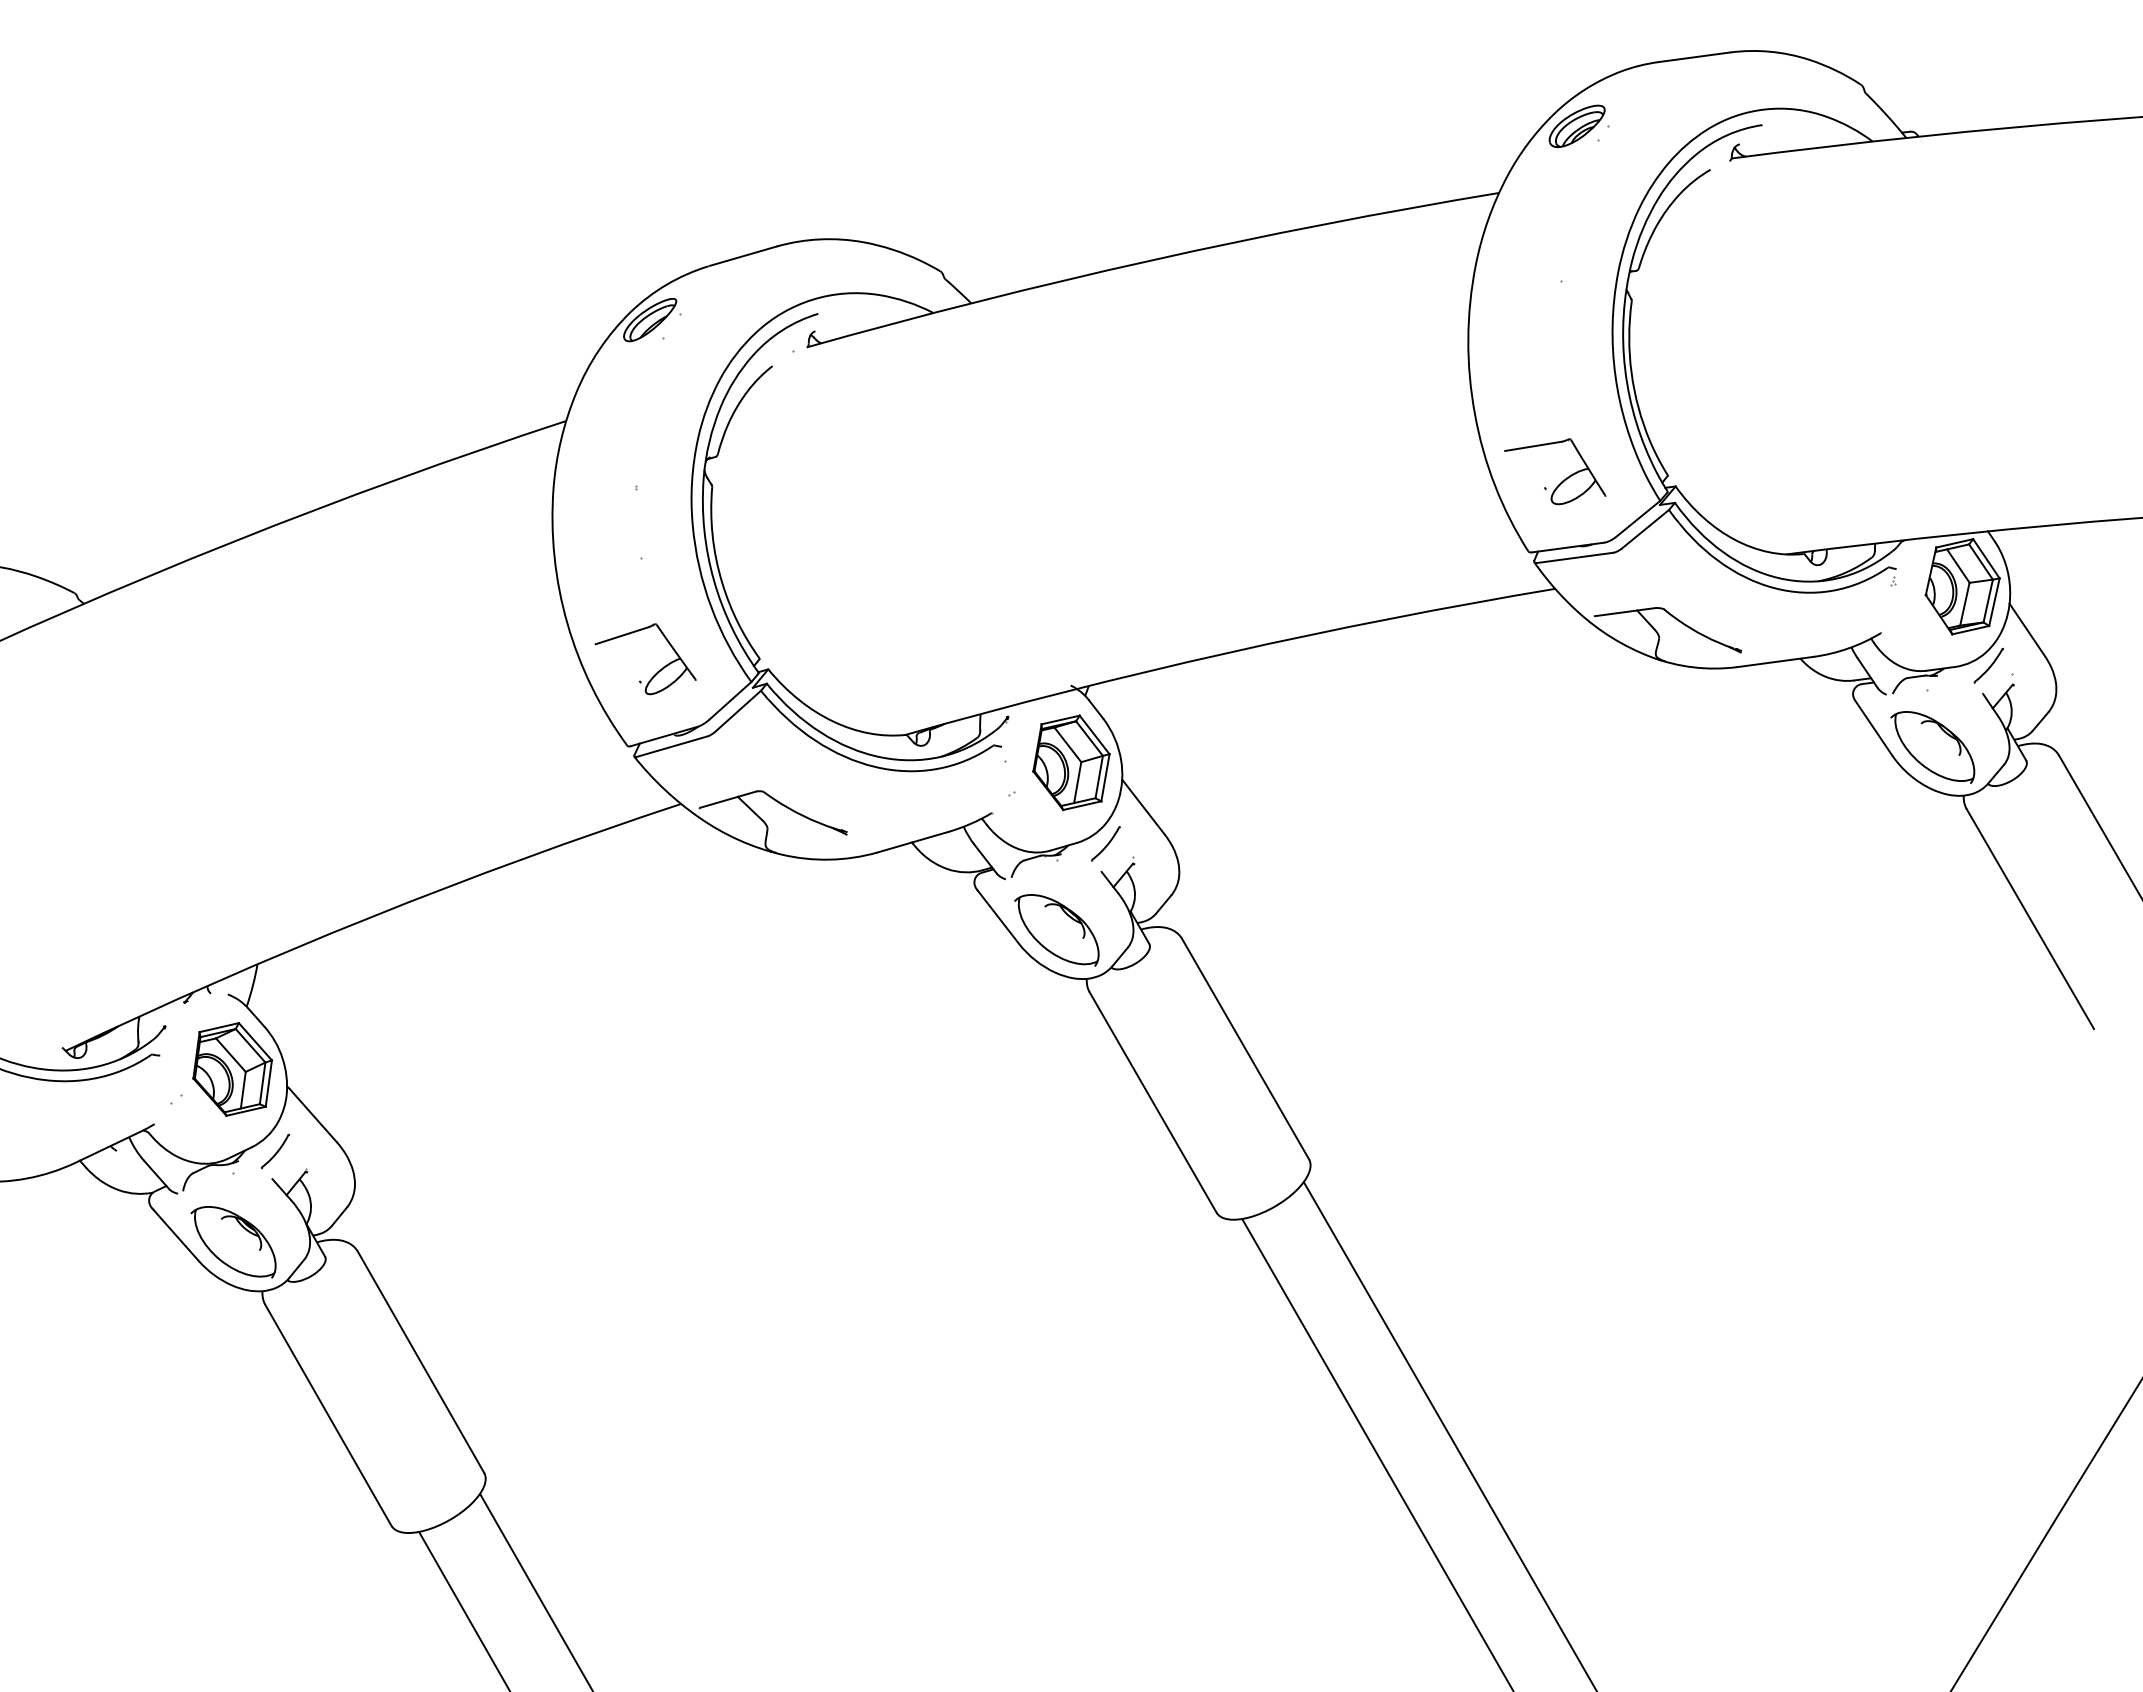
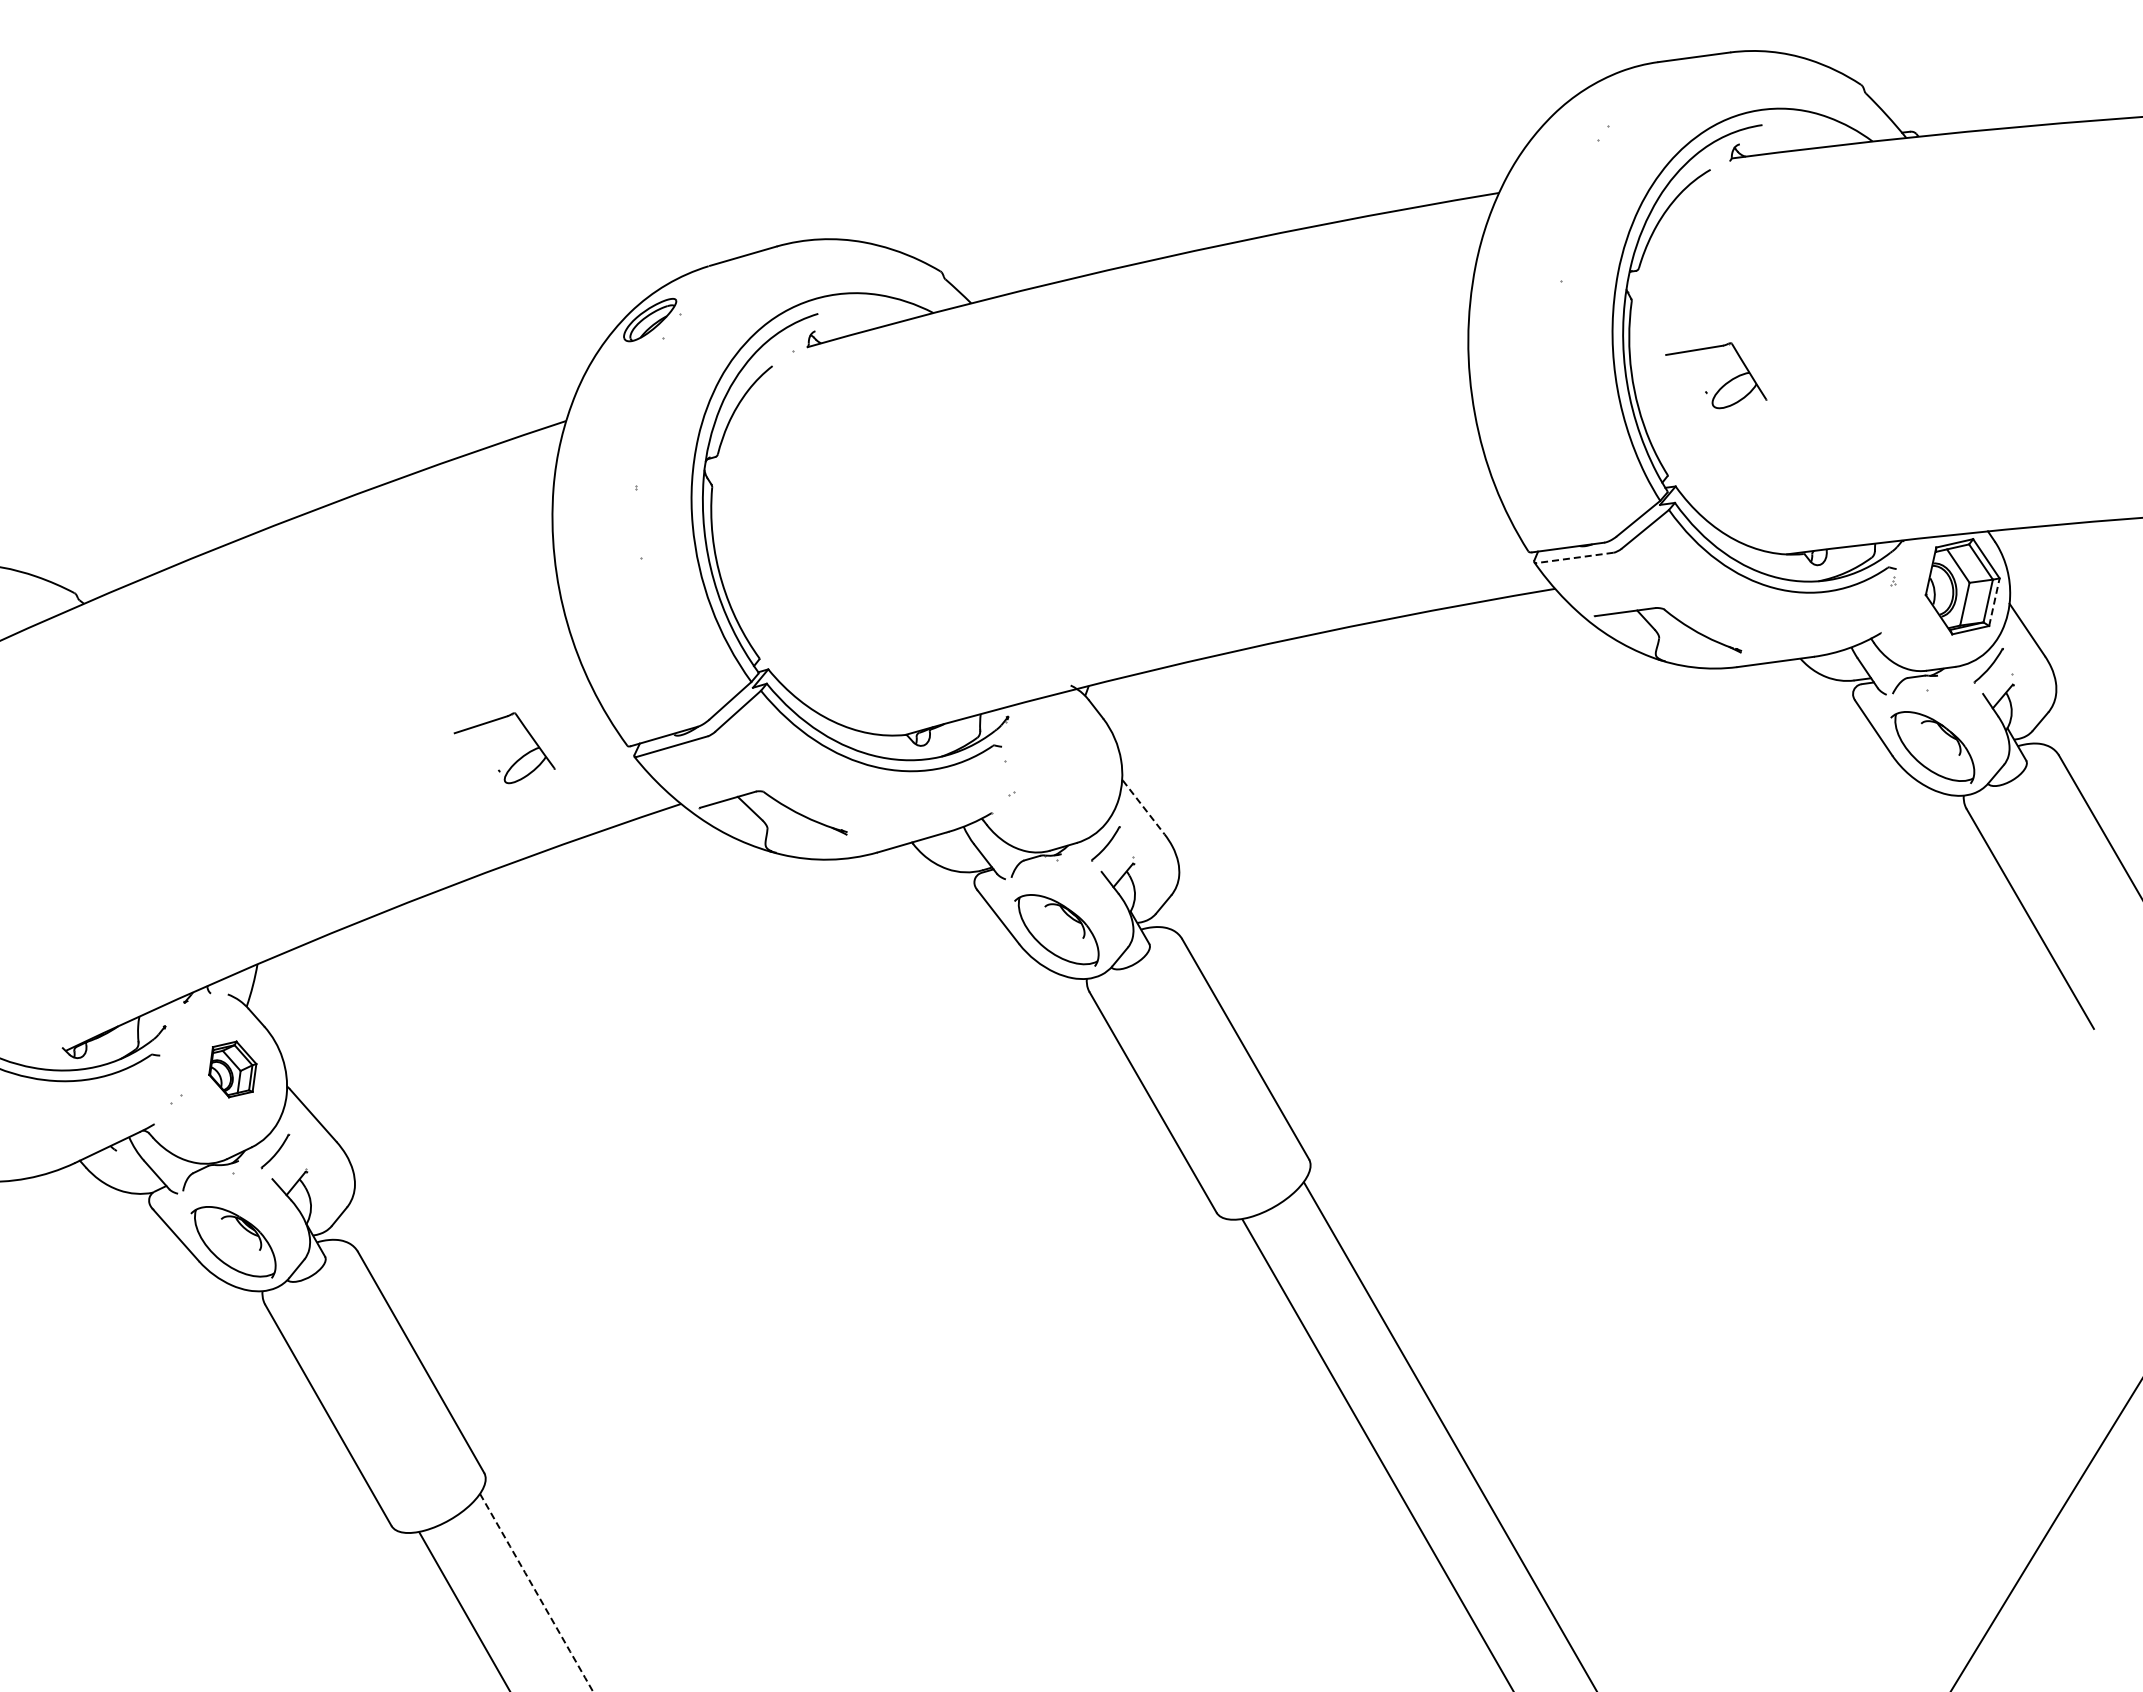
part: present -> none (1576, 125)
part position: (1562, 480) -> (1723, 384) (1723, 384)
line: solid -> dashed (1575, 557)
line: solid -> dashed (1994, 601)
part position: (657, 671) -> (516, 760) (516, 760)
part: present -> none (1071, 762)
line: solid -> dashed (1144, 807)
part size: 82x95 px -> 50x59 px (232, 1069)
line: solid -> dashed (536, 1592)
